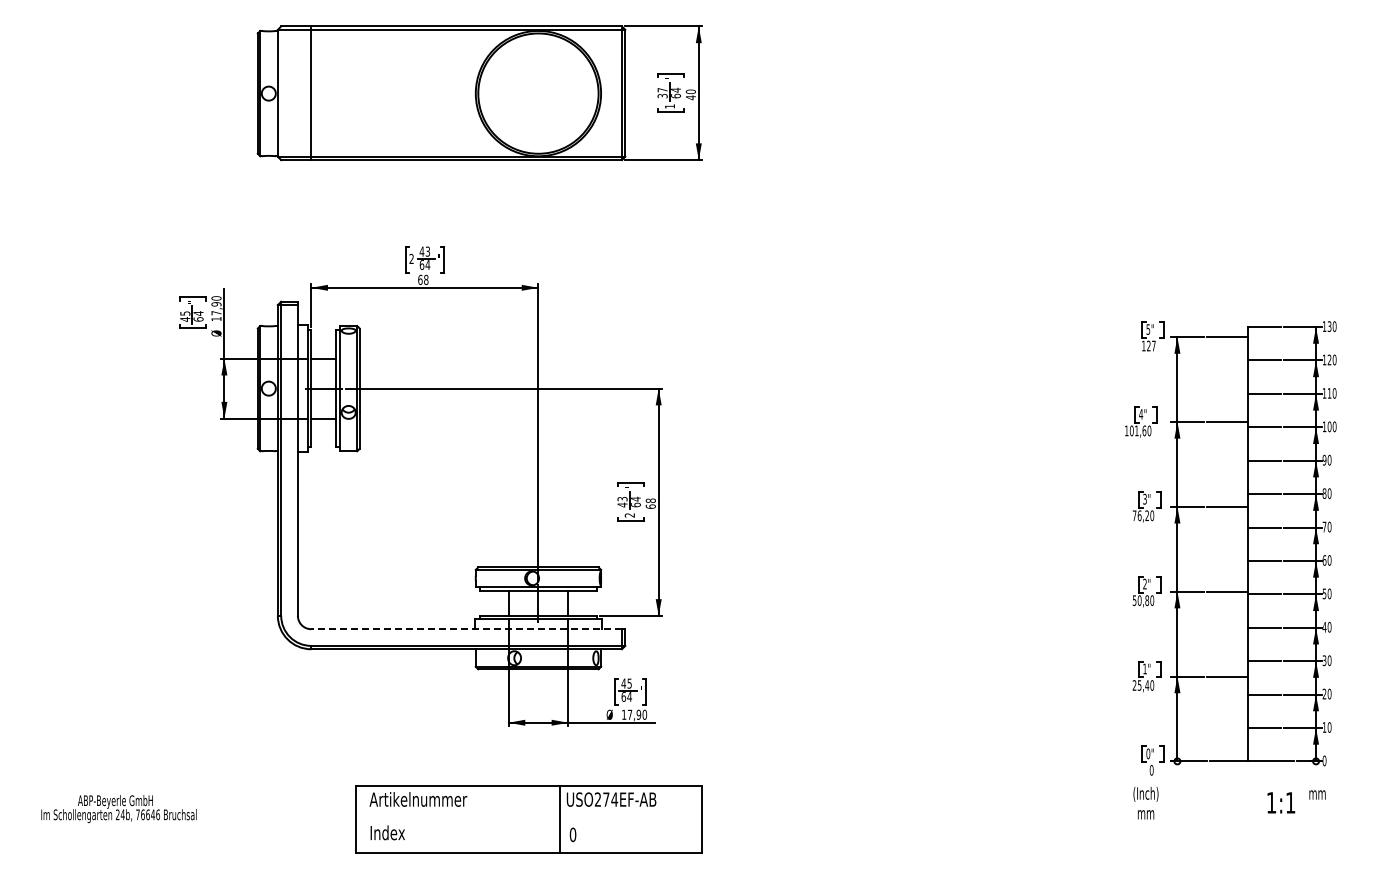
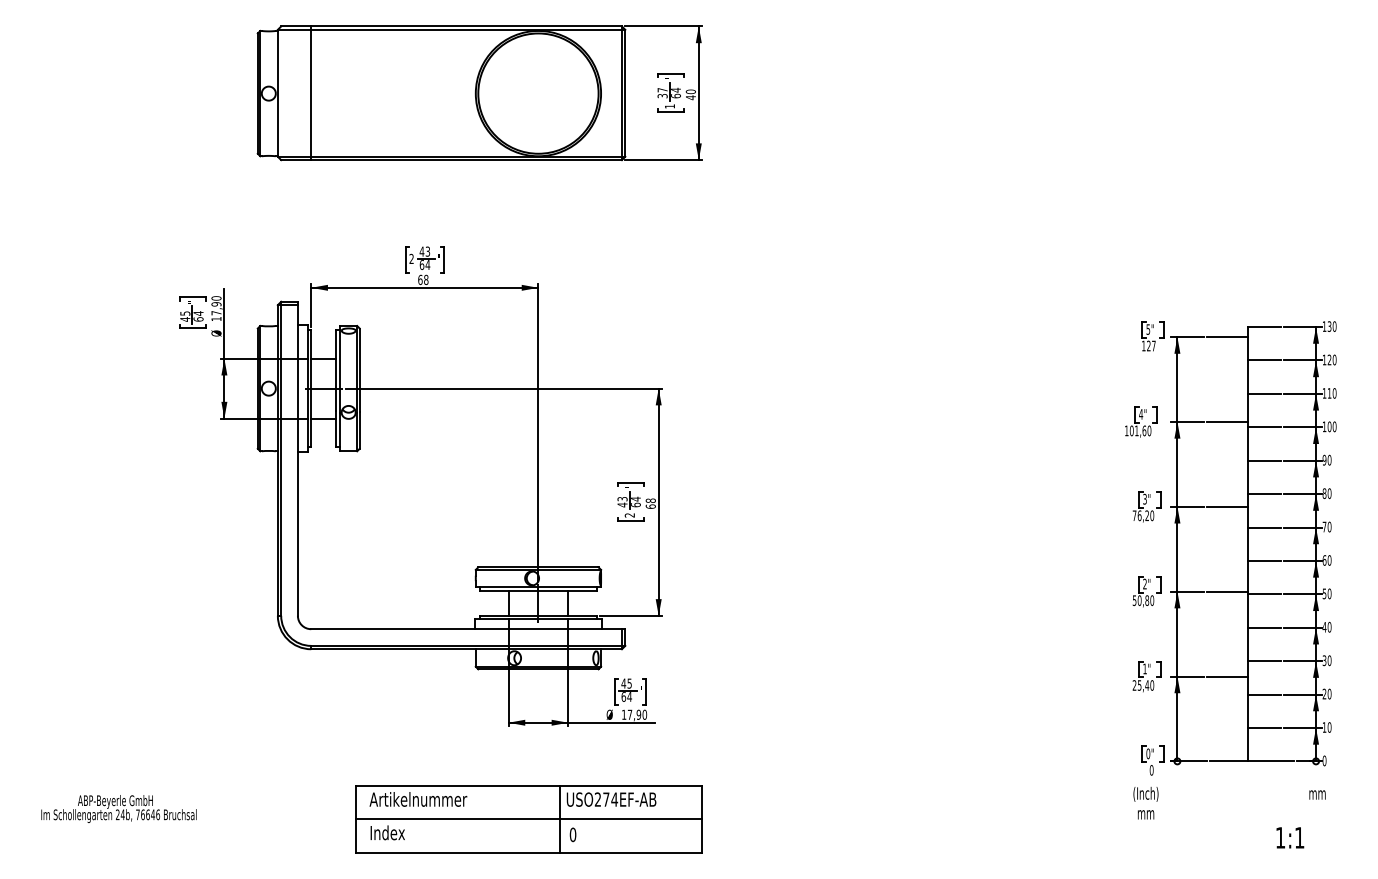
line: dashed -> solid (466, 629)
text position: (1281, 802) -> (1290, 837) (1290, 837)
line: none -> present (528, 819)
